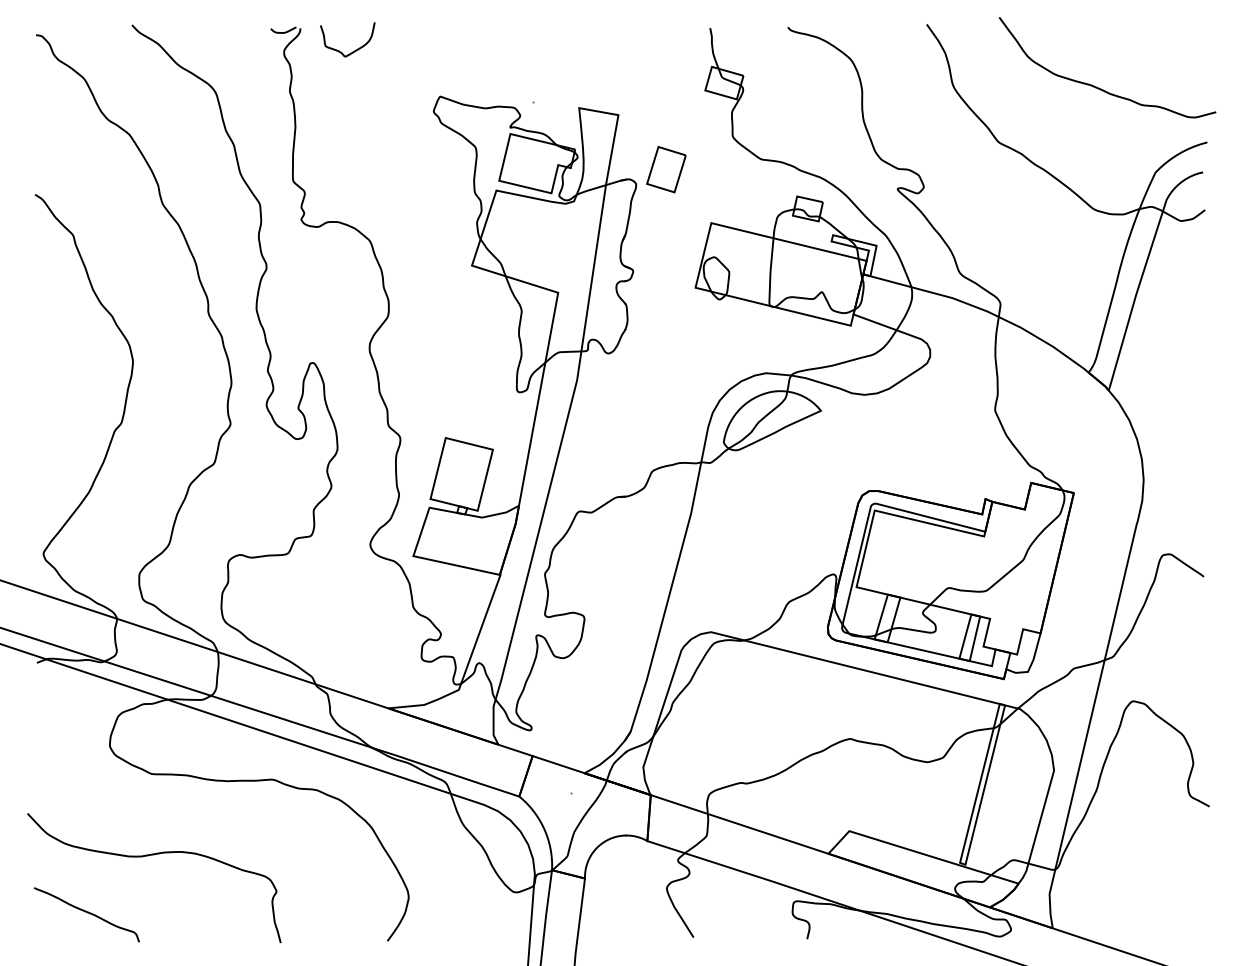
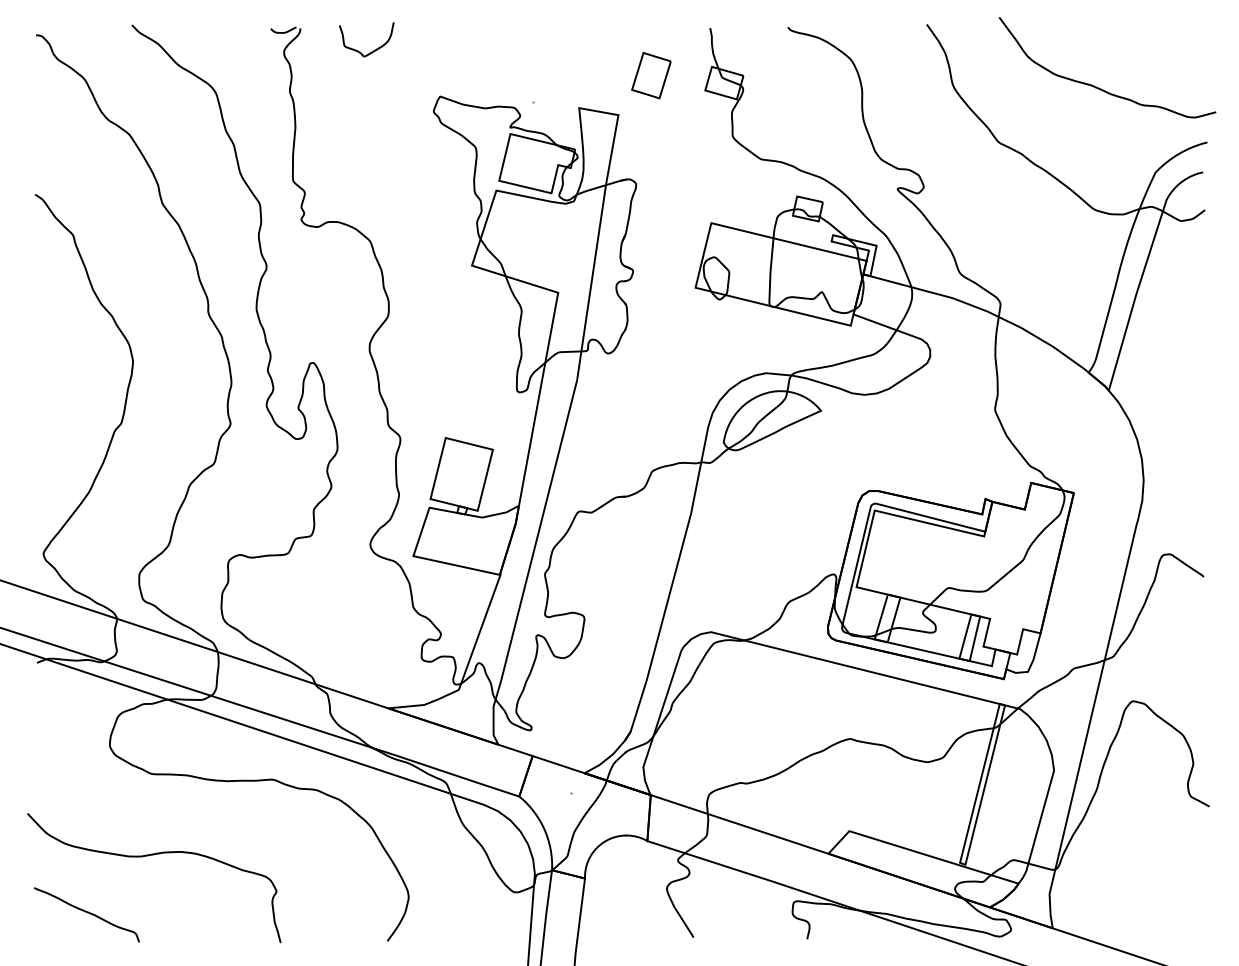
curve position: (355, 49) -> (374, 49) (374, 49)
part position: (666, 169) -> (651, 75) (651, 75)
